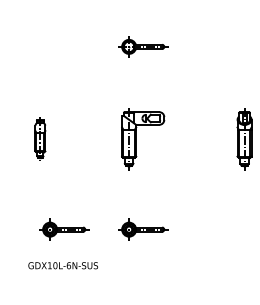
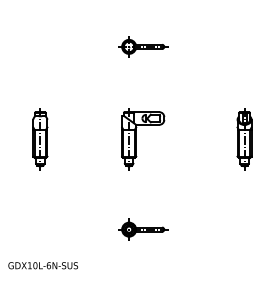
part size: 13x44 px -> 17x63 px (40, 139)
part: present -> none (64, 229)
text position: (62, 265) -> (42, 265) (42, 265)
